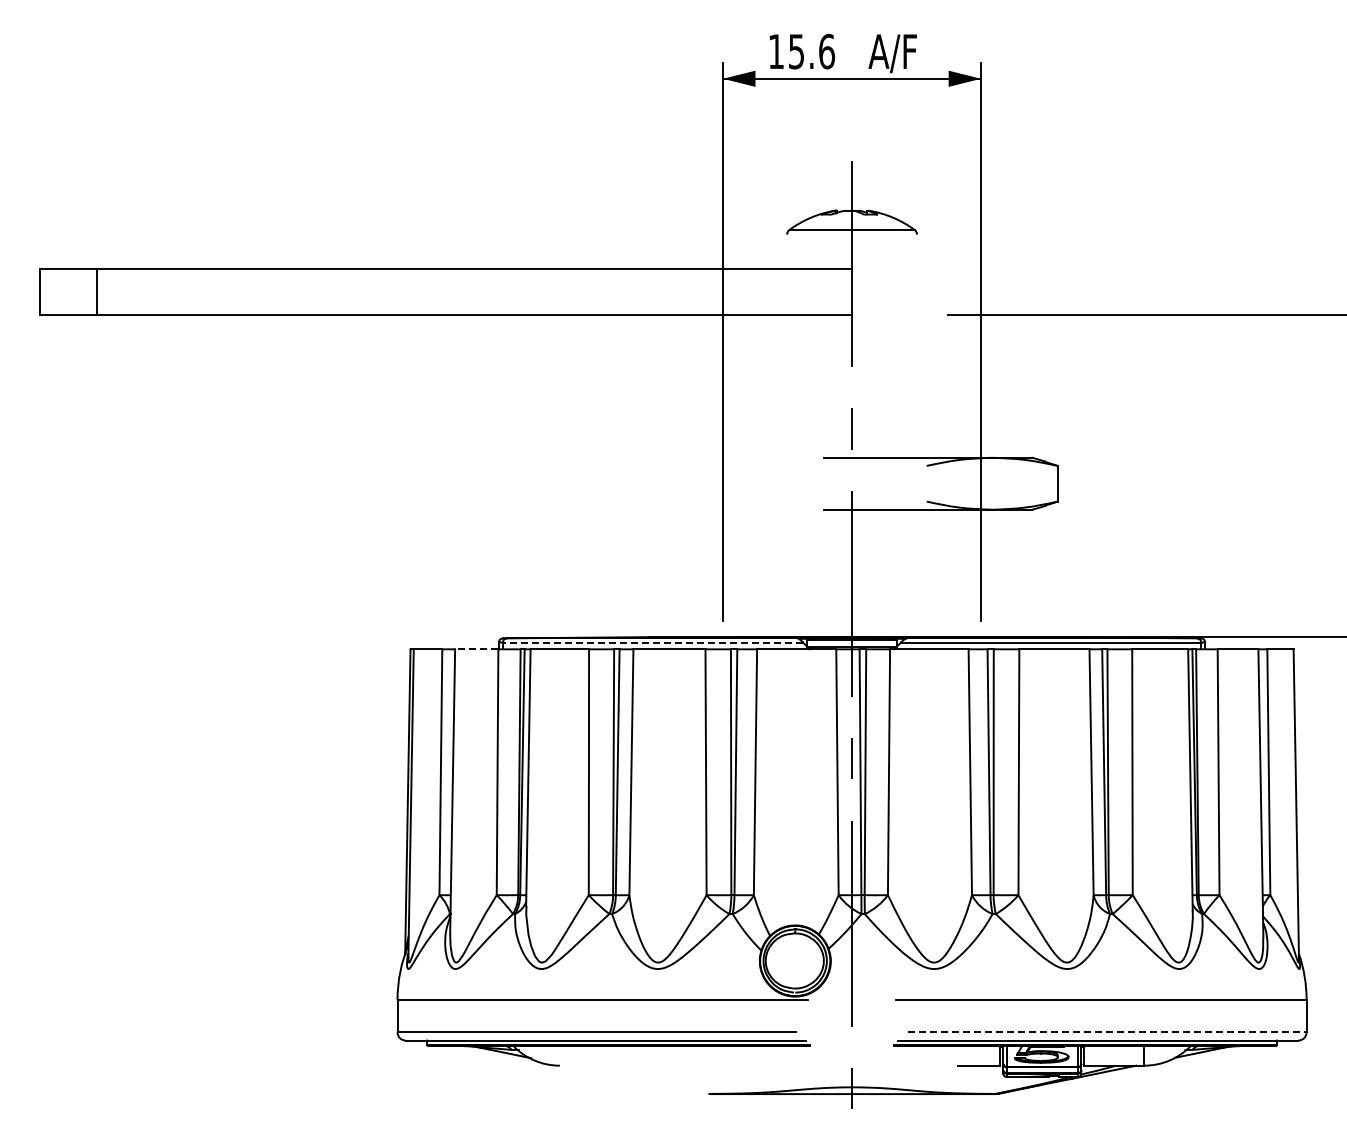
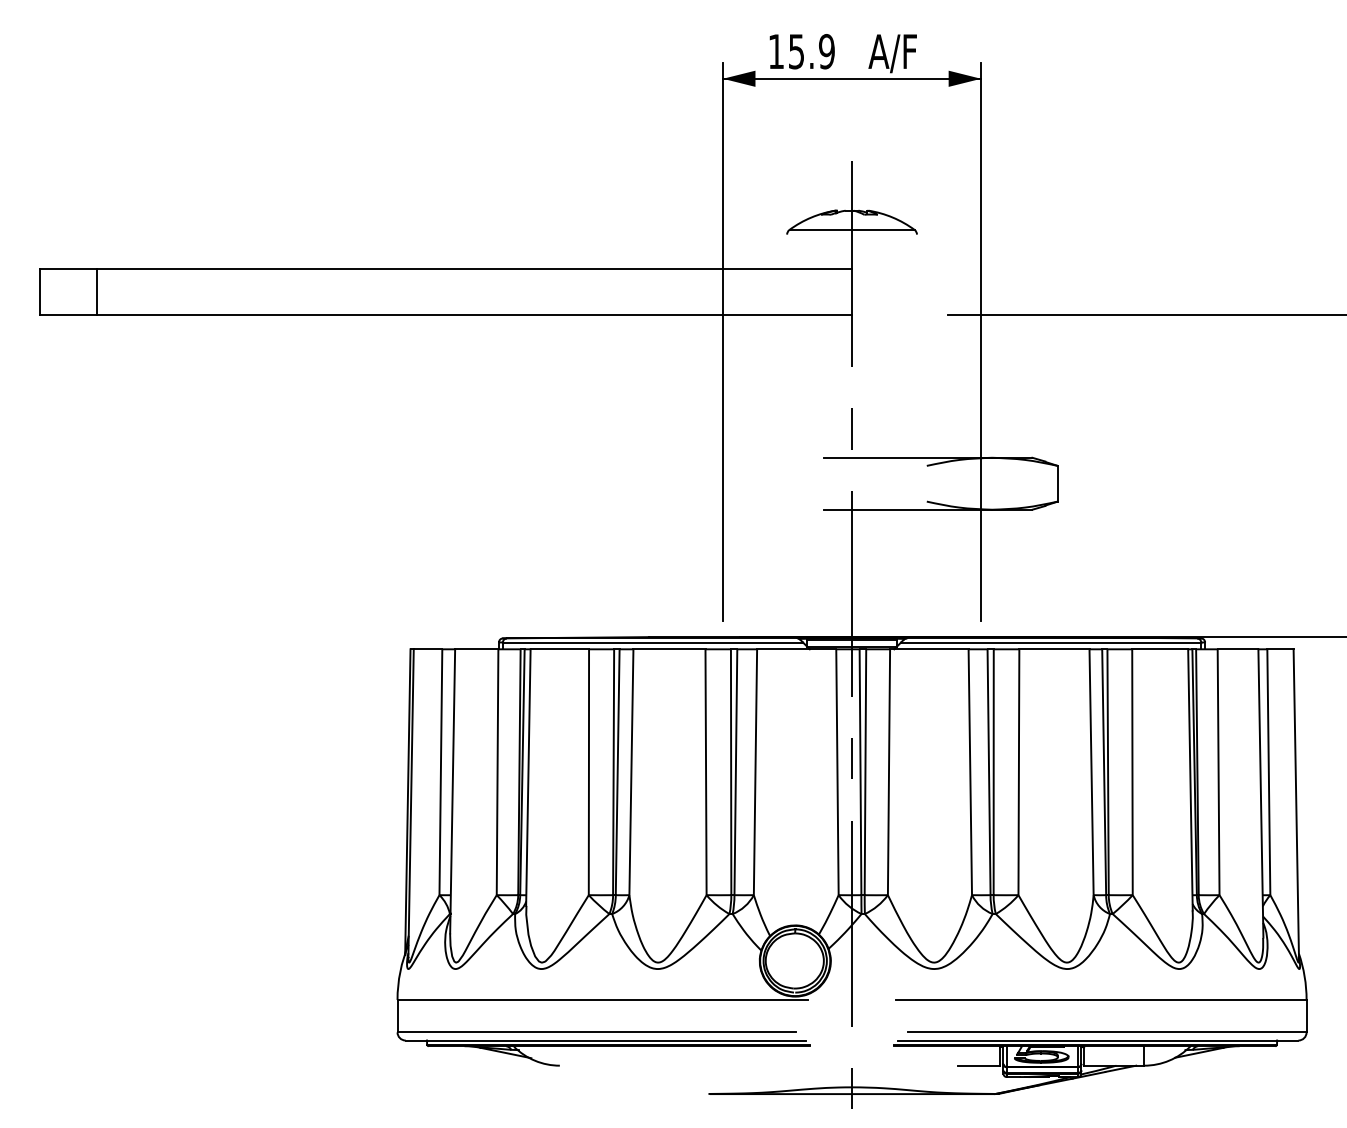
text: 15.6 -> 15.9 (827, 51)
line: dashed -> solid (652, 642)
line: dashed -> solid (476, 649)
line: dashed -> solid (1107, 1032)
